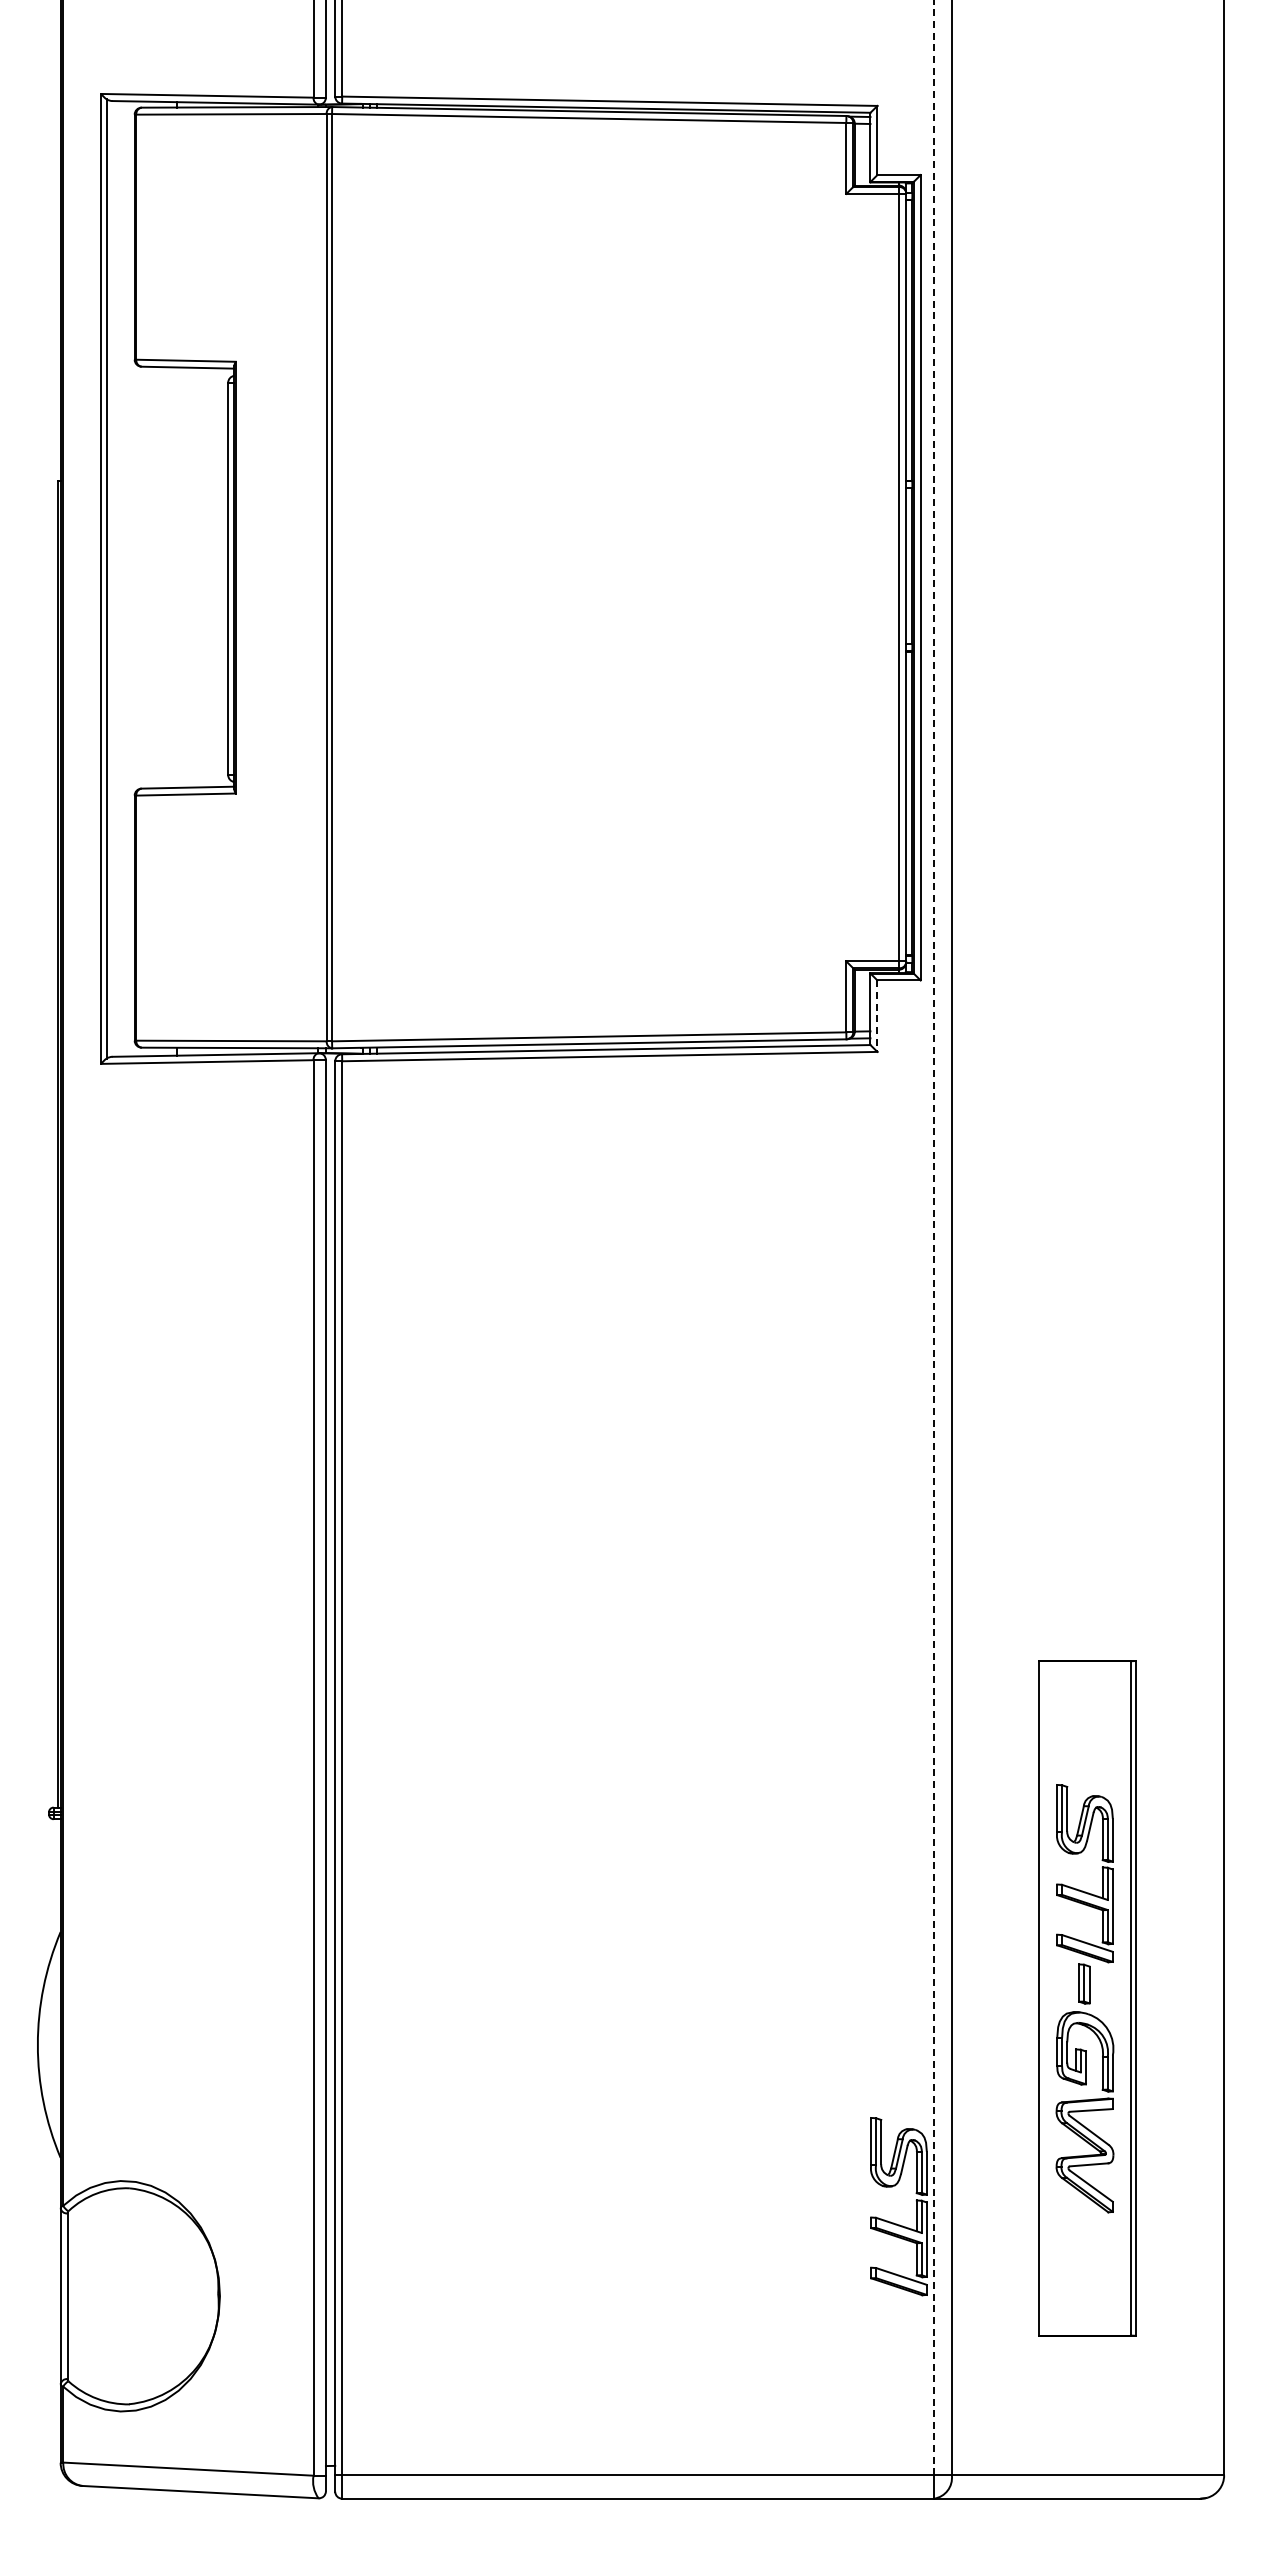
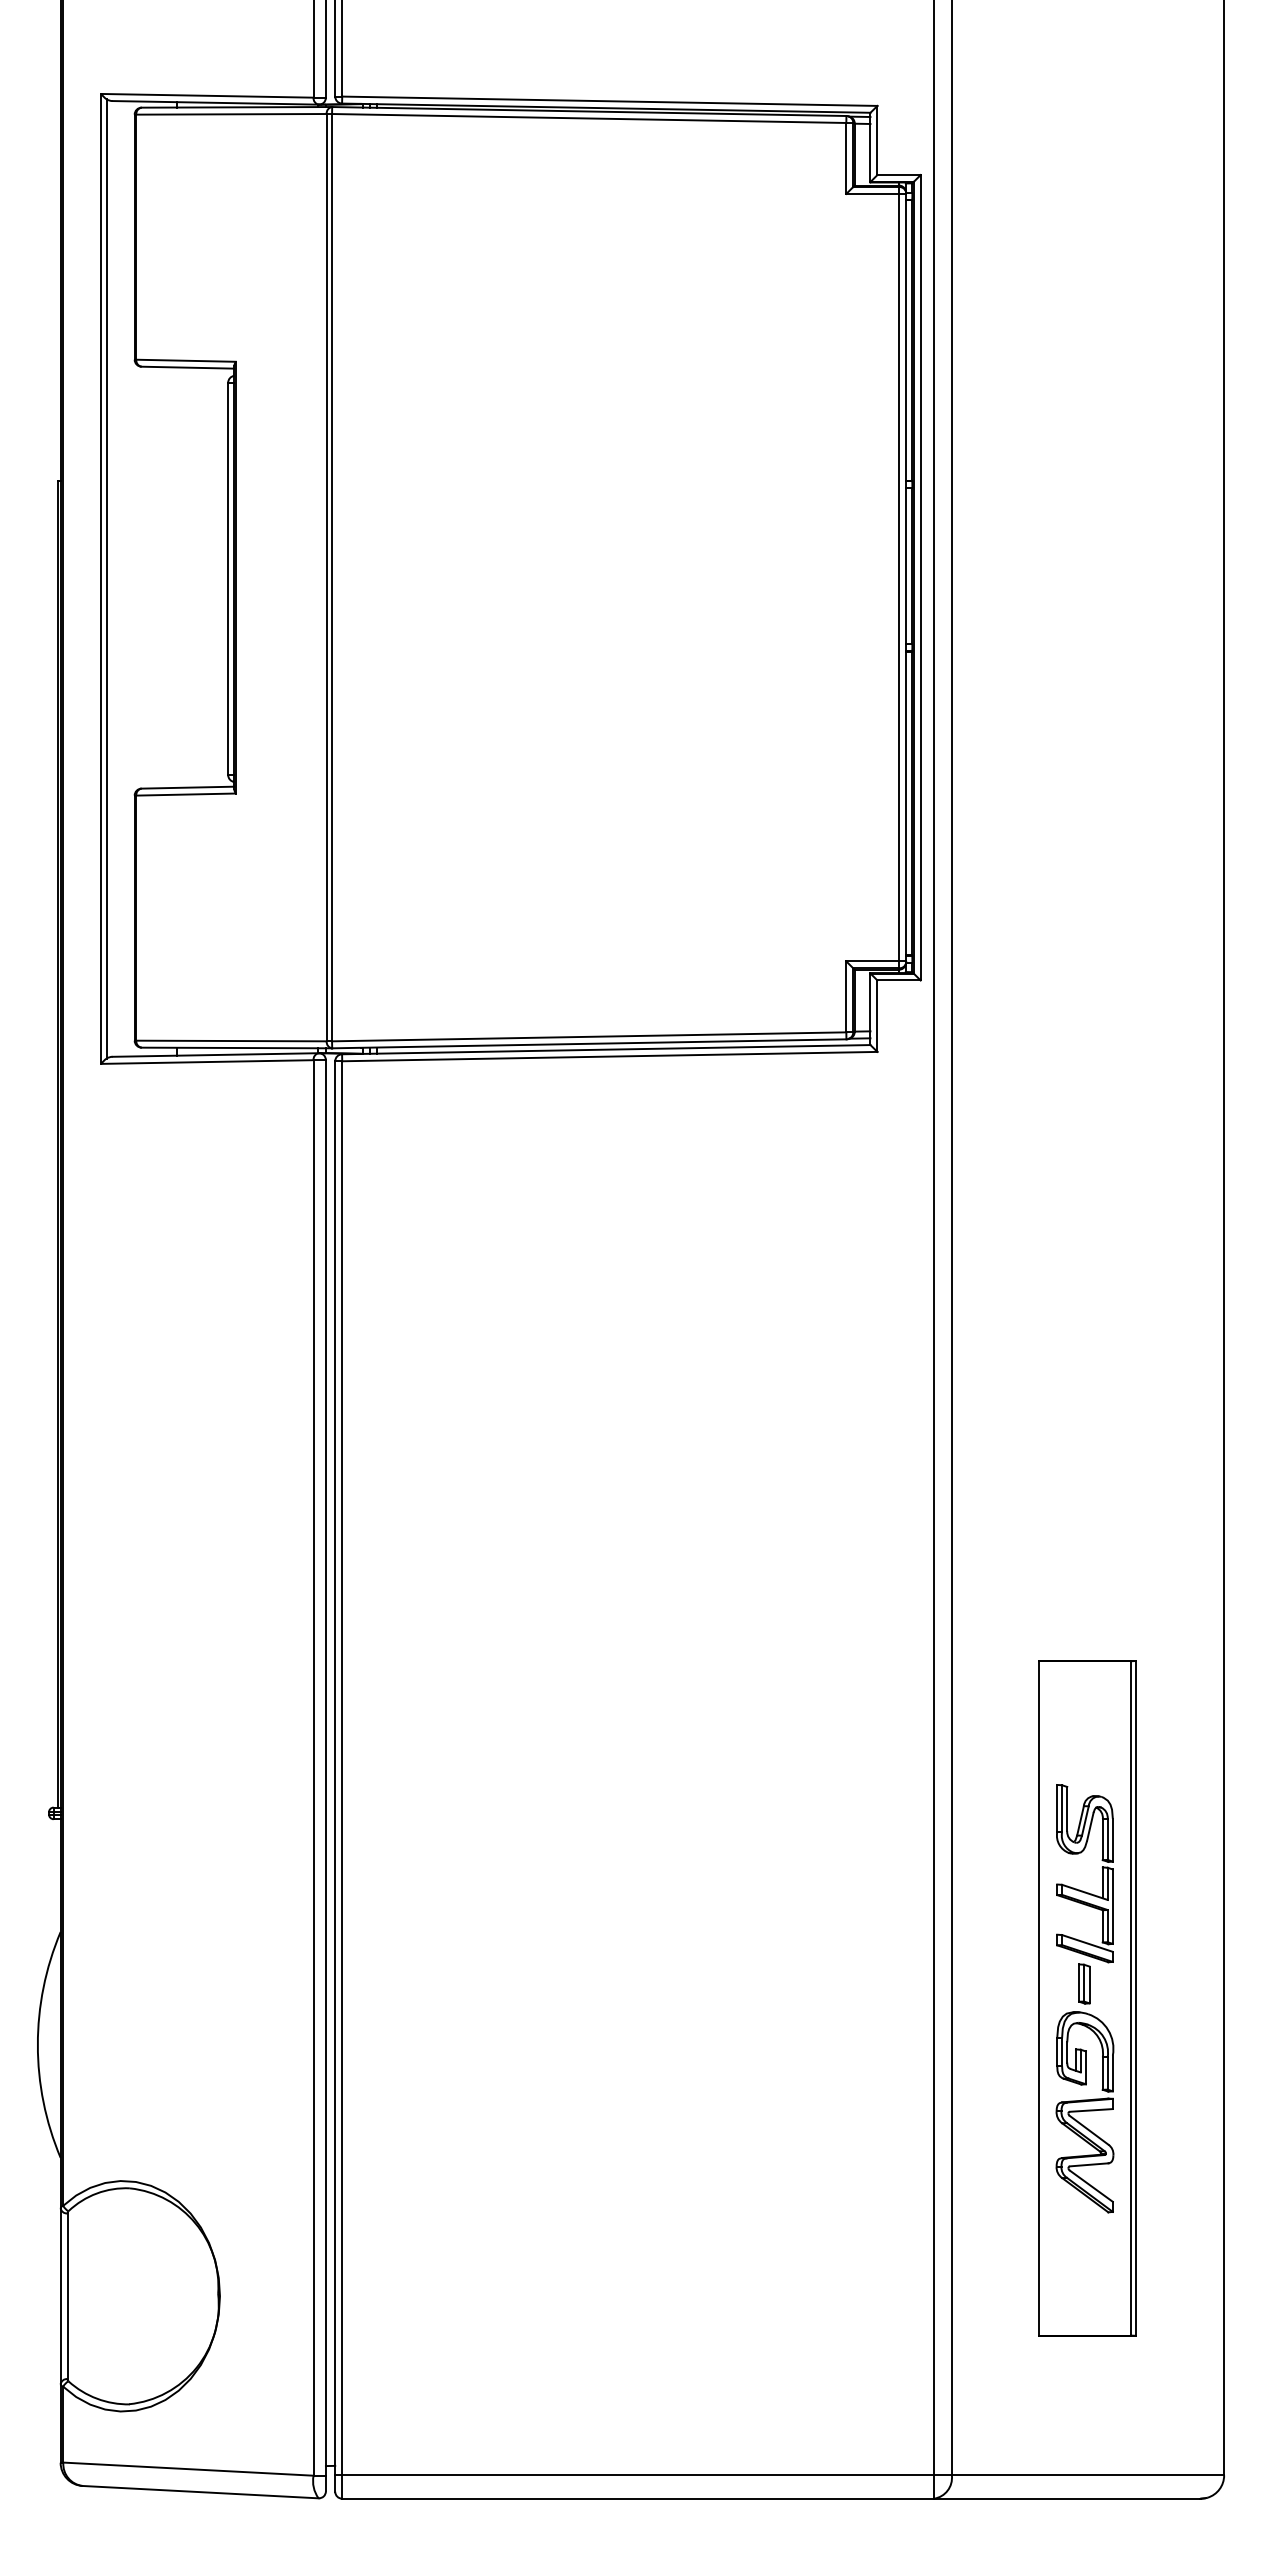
line: dashed -> solid (877, 1016)
line: dashed -> solid (934, 1237)
part: present -> none (893, 2222)
